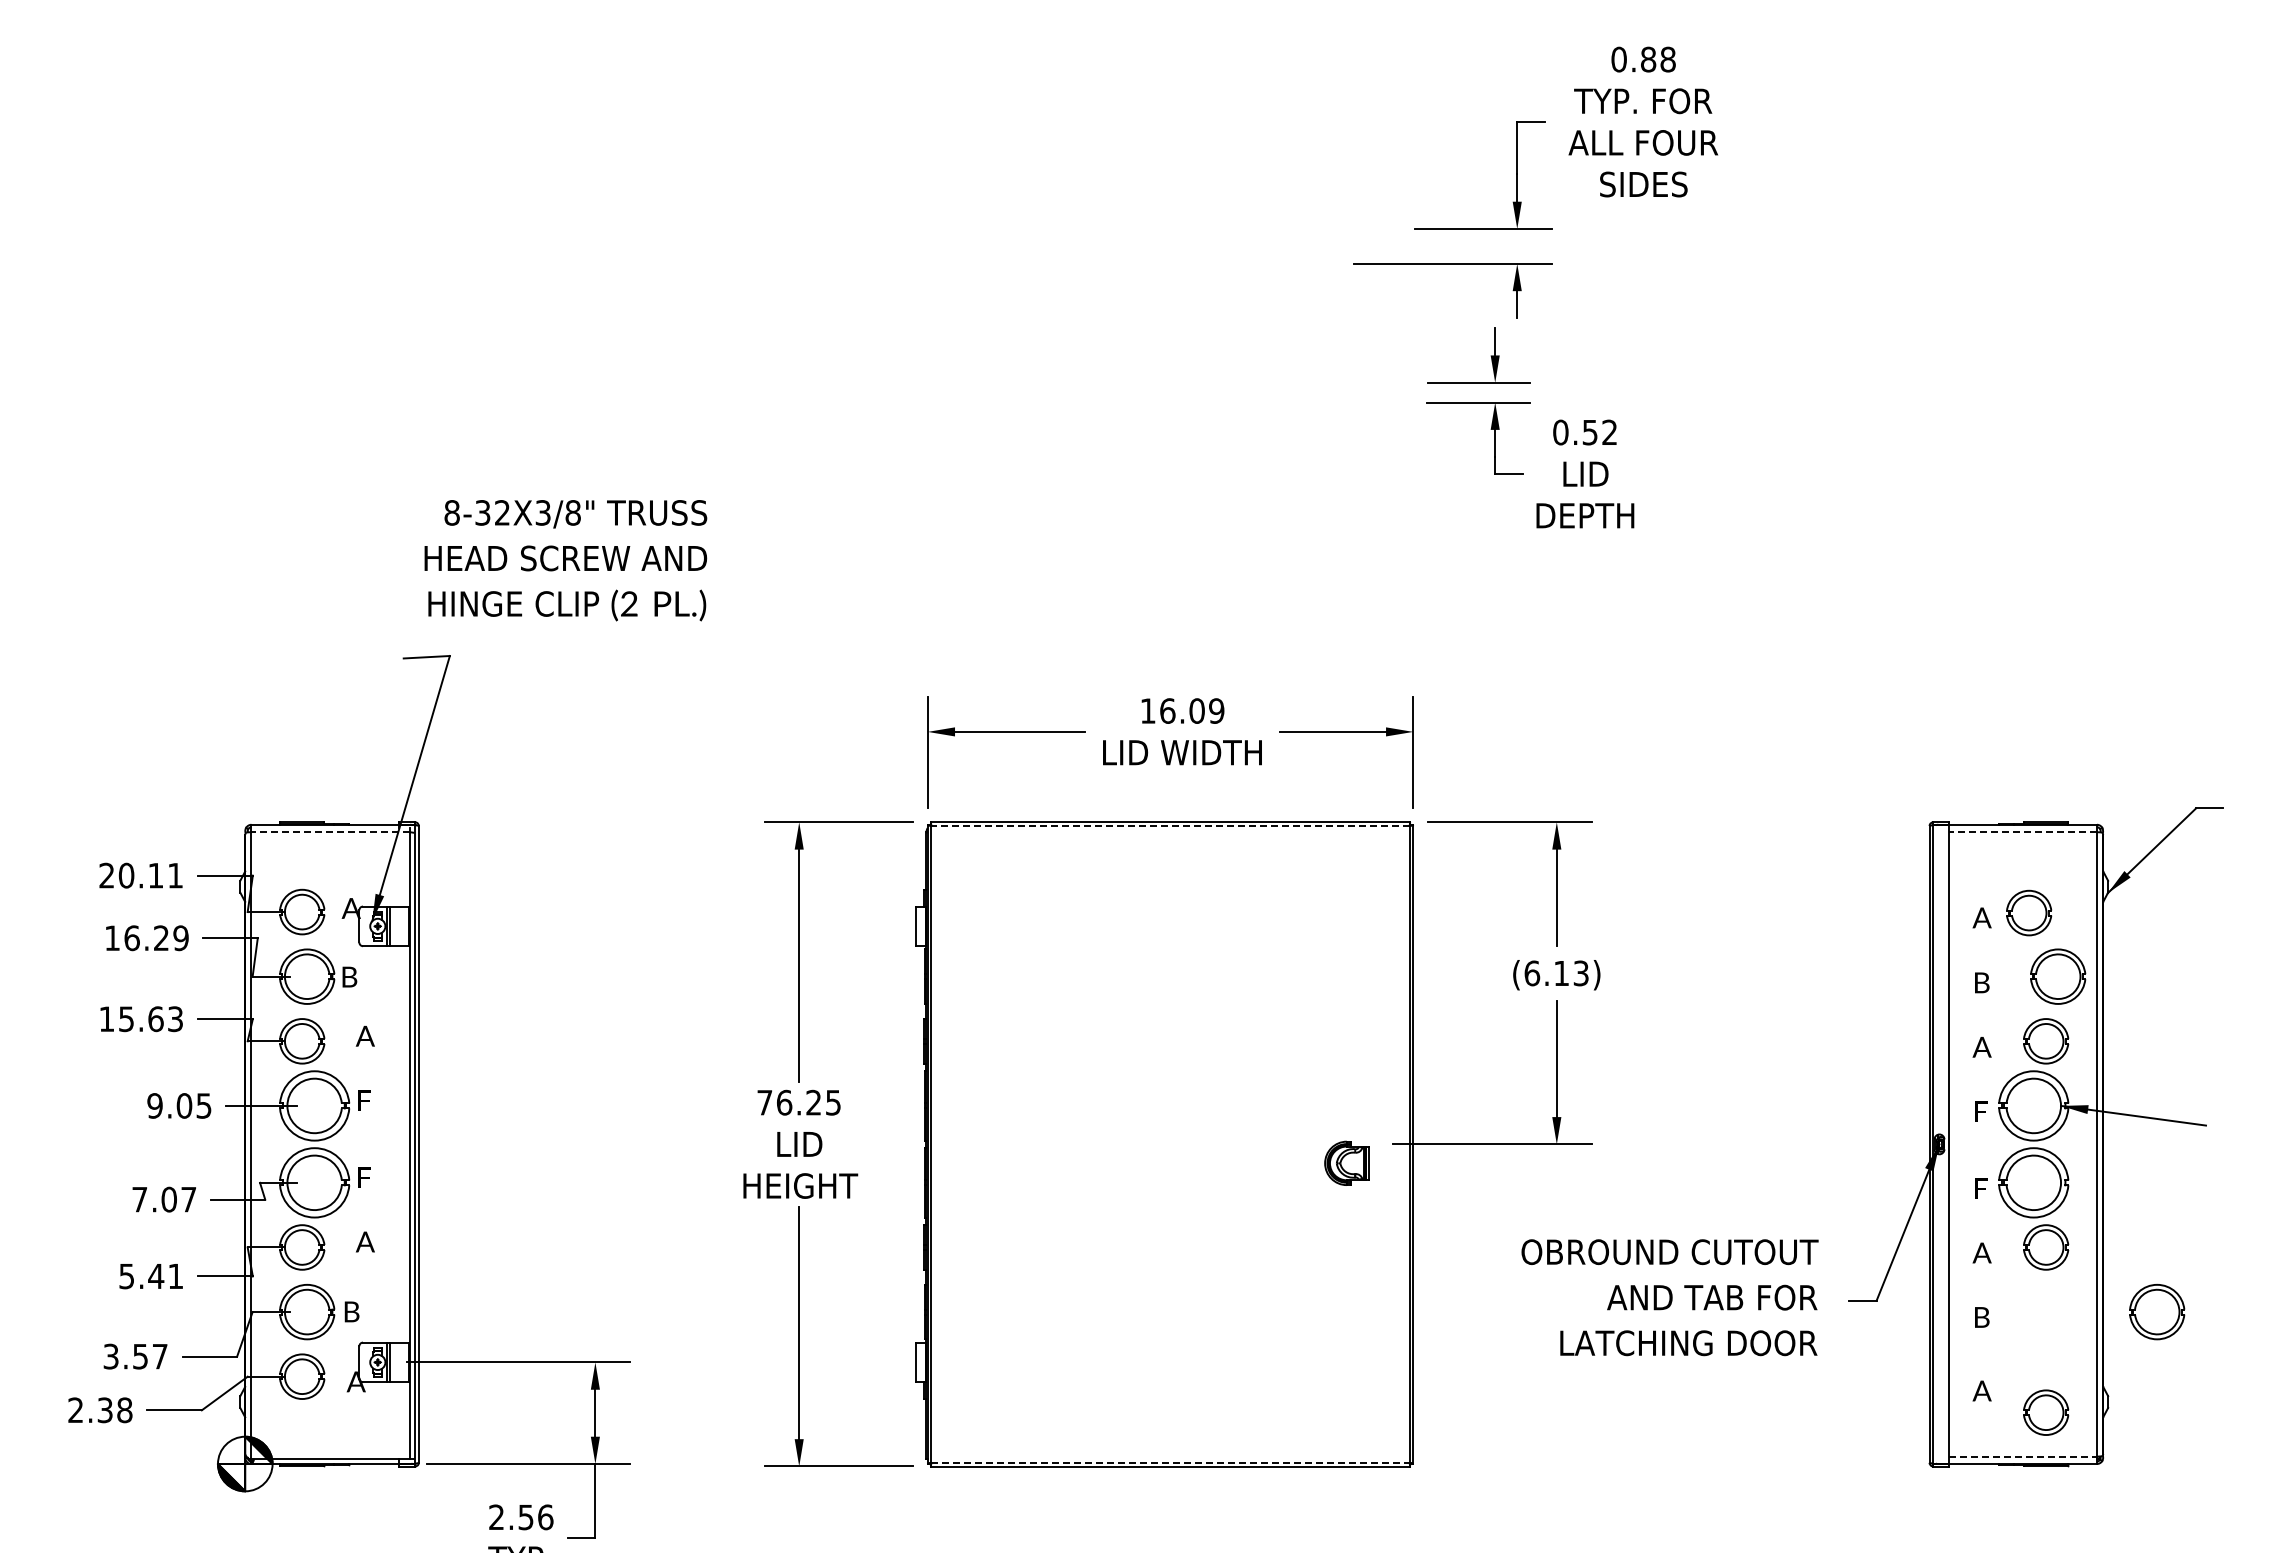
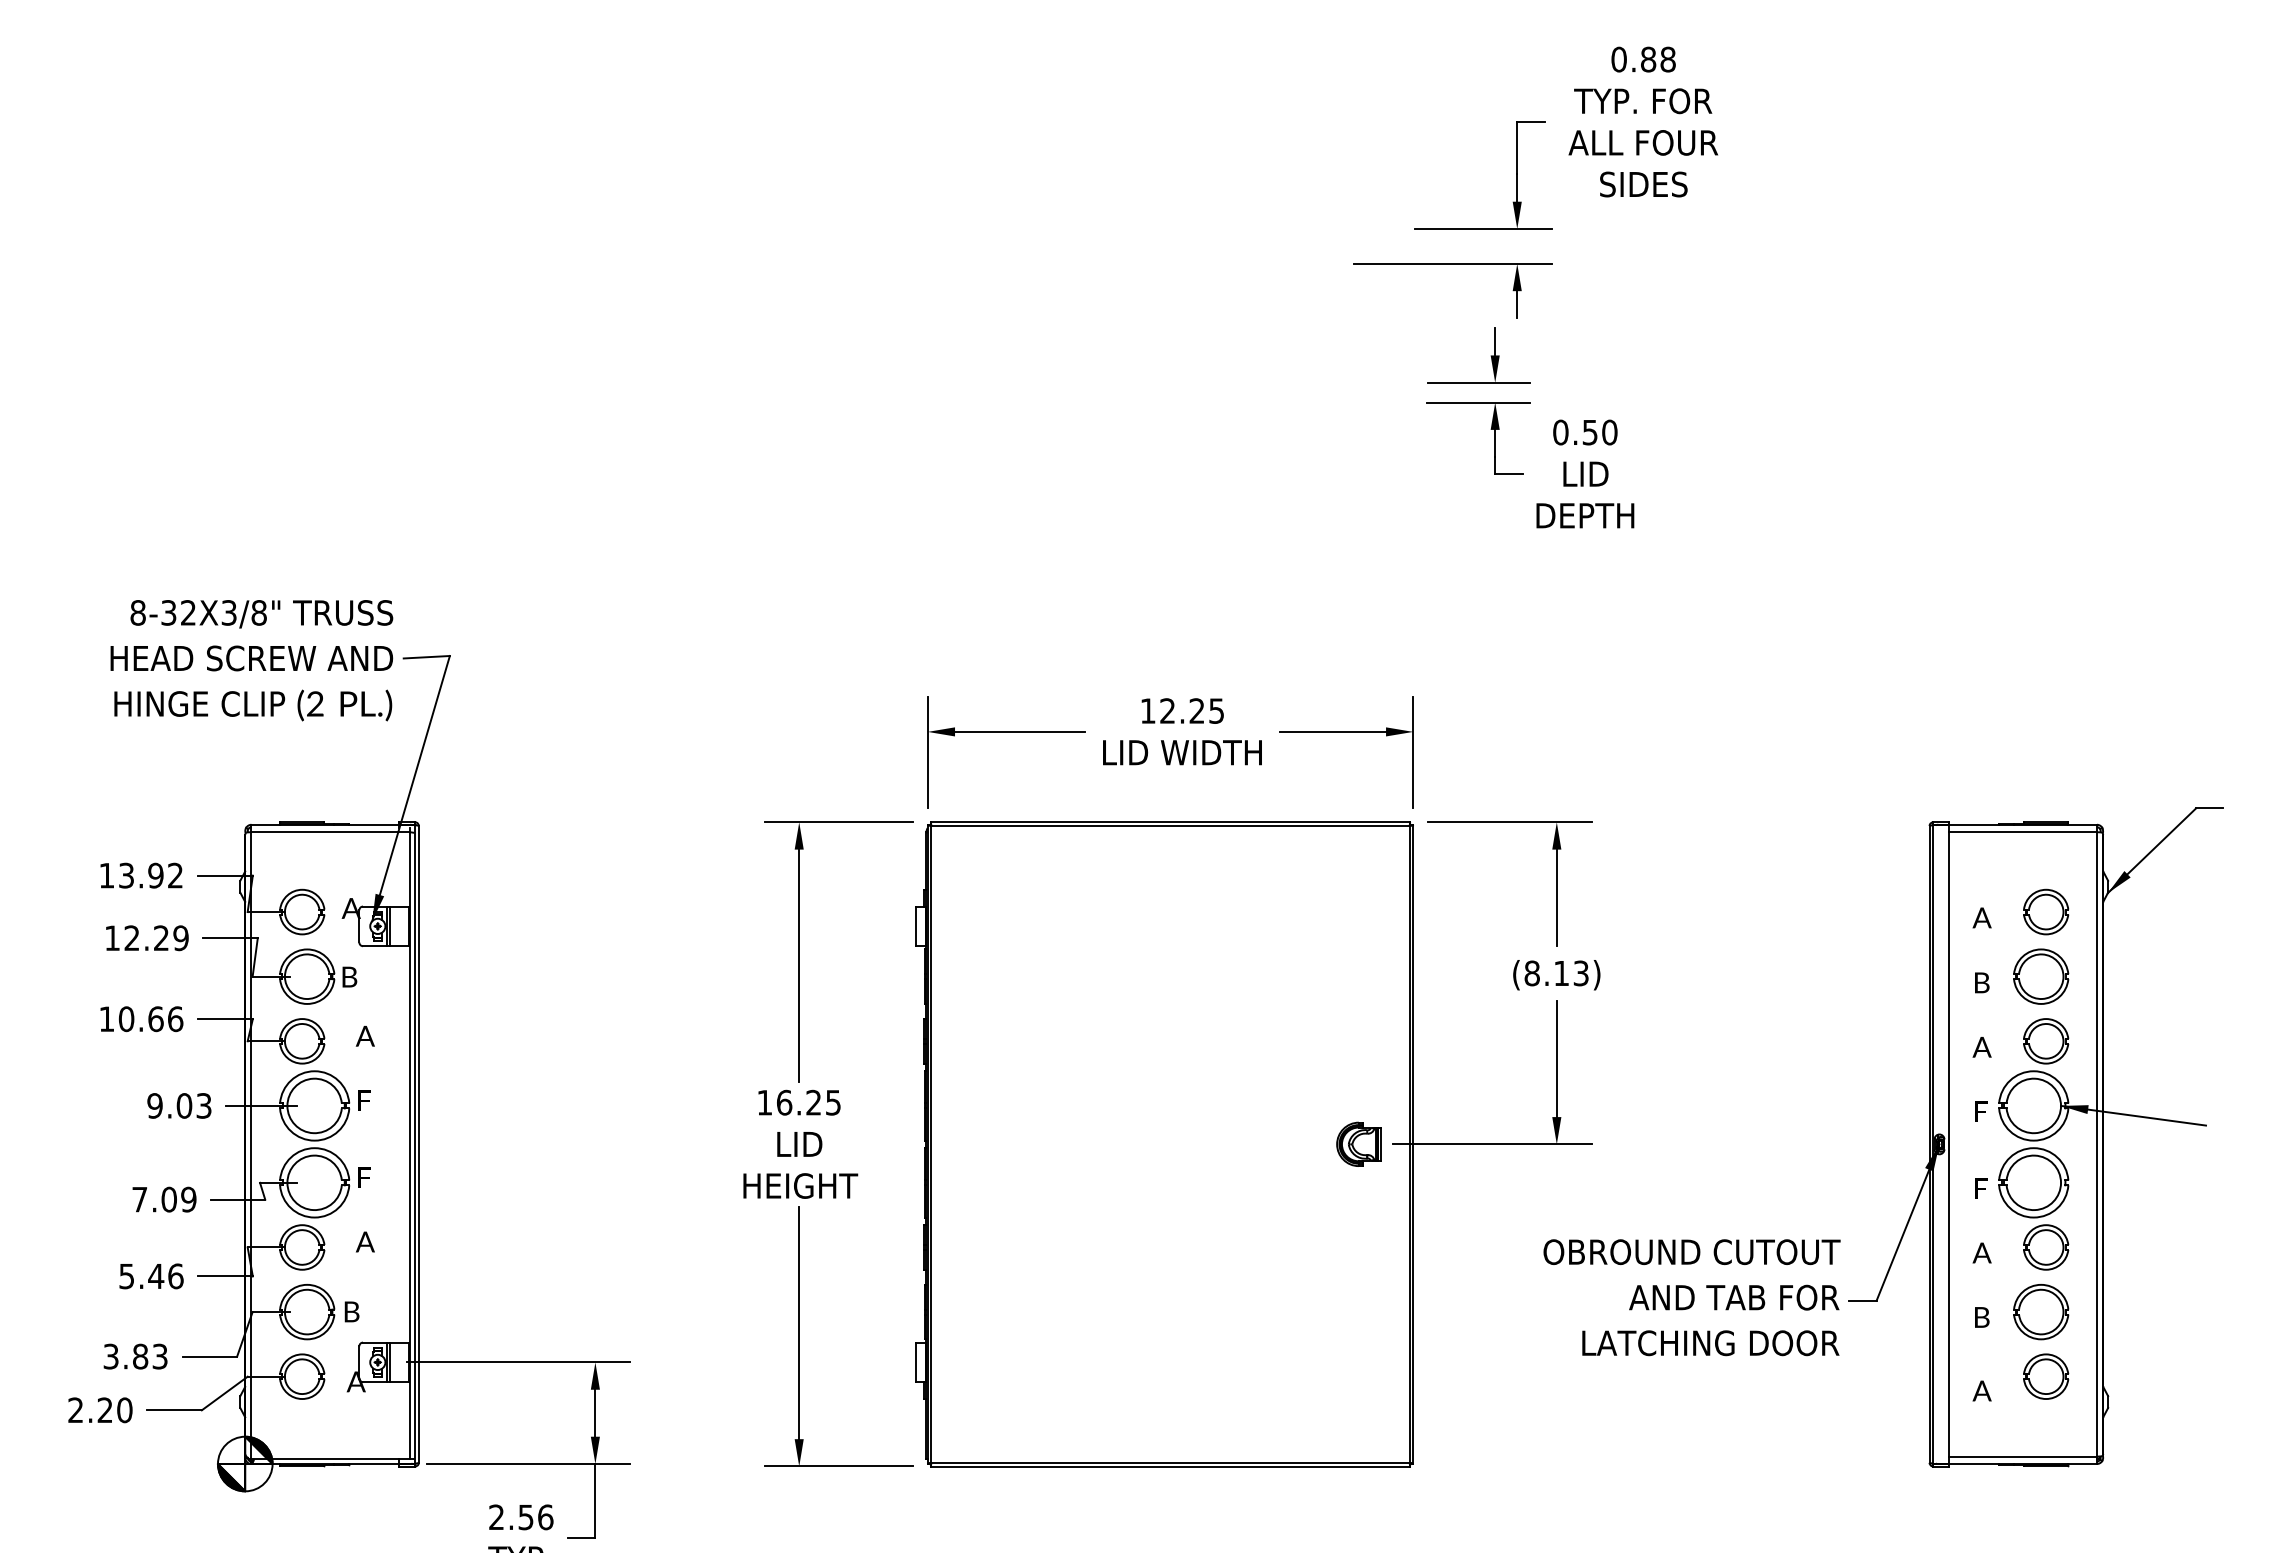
text: 0.52 -> 0.50 (1609, 432)
text position: (565, 560) -> (251, 660) (251, 660)
text: 16.09 -> 12.25 (1192, 710)
line: dashed -> solid (1170, 826)
line: dashed -> solid (330, 832)
line: dashed -> solid (2023, 832)
text: 20.11 -> 13.92 (140, 875)
part position: (2029, 912) -> (2046, 911) (2046, 911)
text: 16.29 -> 12.29 (131, 938)
text: (6.13) -> (8.13) (1532, 973)
part position: (2058, 976) -> (2041, 976) (2041, 976)
text: 15.63 -> 10.66 (150, 1019)
text: 76.25 -> 16.25 (764, 1102)
text: 9.05 -> 9.03 (204, 1105)
part position: (1346, 1162) -> (1358, 1143) (1358, 1143)
text: 7.07 -> 7.09 (188, 1199)
text: 5.41 -> 5.46 (175, 1276)
text position: (1669, 1297) -> (1691, 1297) (1691, 1297)
part position: (2157, 1312) -> (2041, 1312) (2041, 1312)
text: 3.57 -> 3.83 (150, 1356)
text: 2.38 -> 2.20 (114, 1410)
part position: (2046, 1412) -> (2046, 1376) (2046, 1376)
line: dashed -> solid (2023, 1456)
line: dashed -> solid (1171, 1462)
